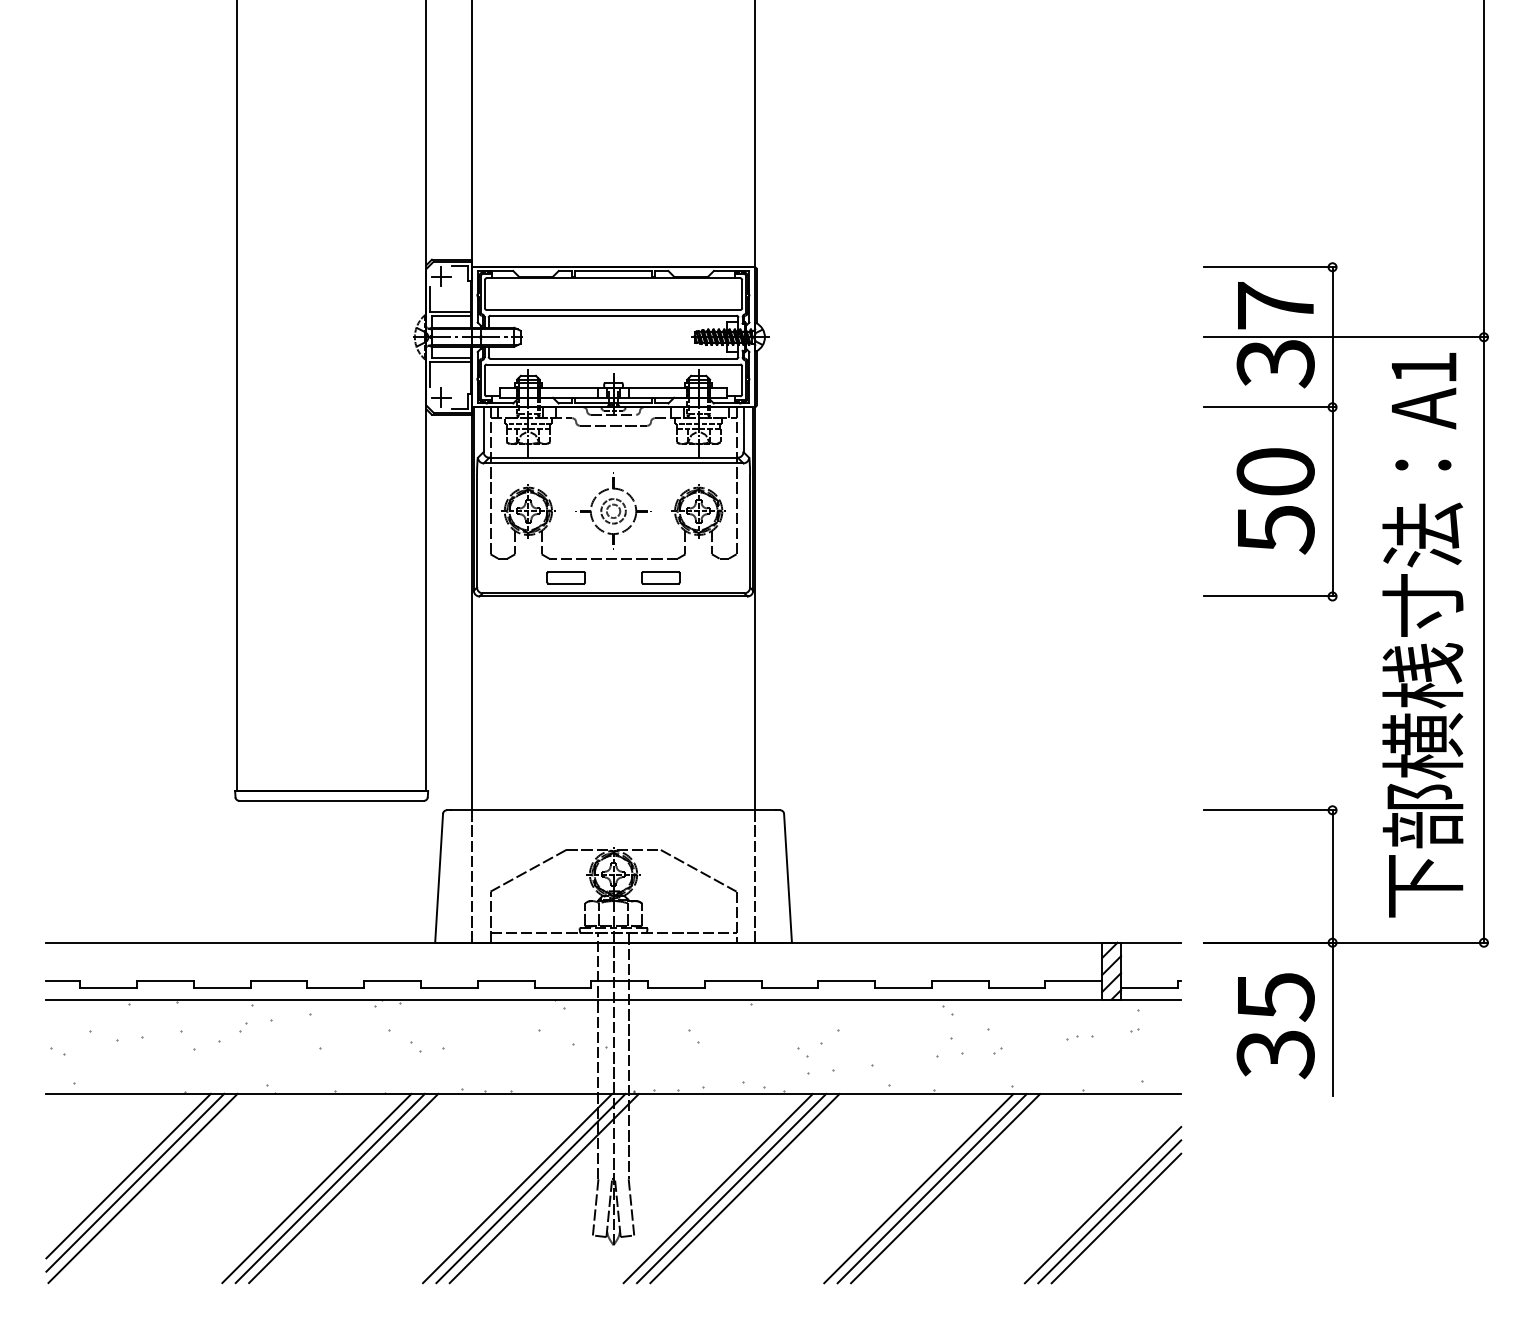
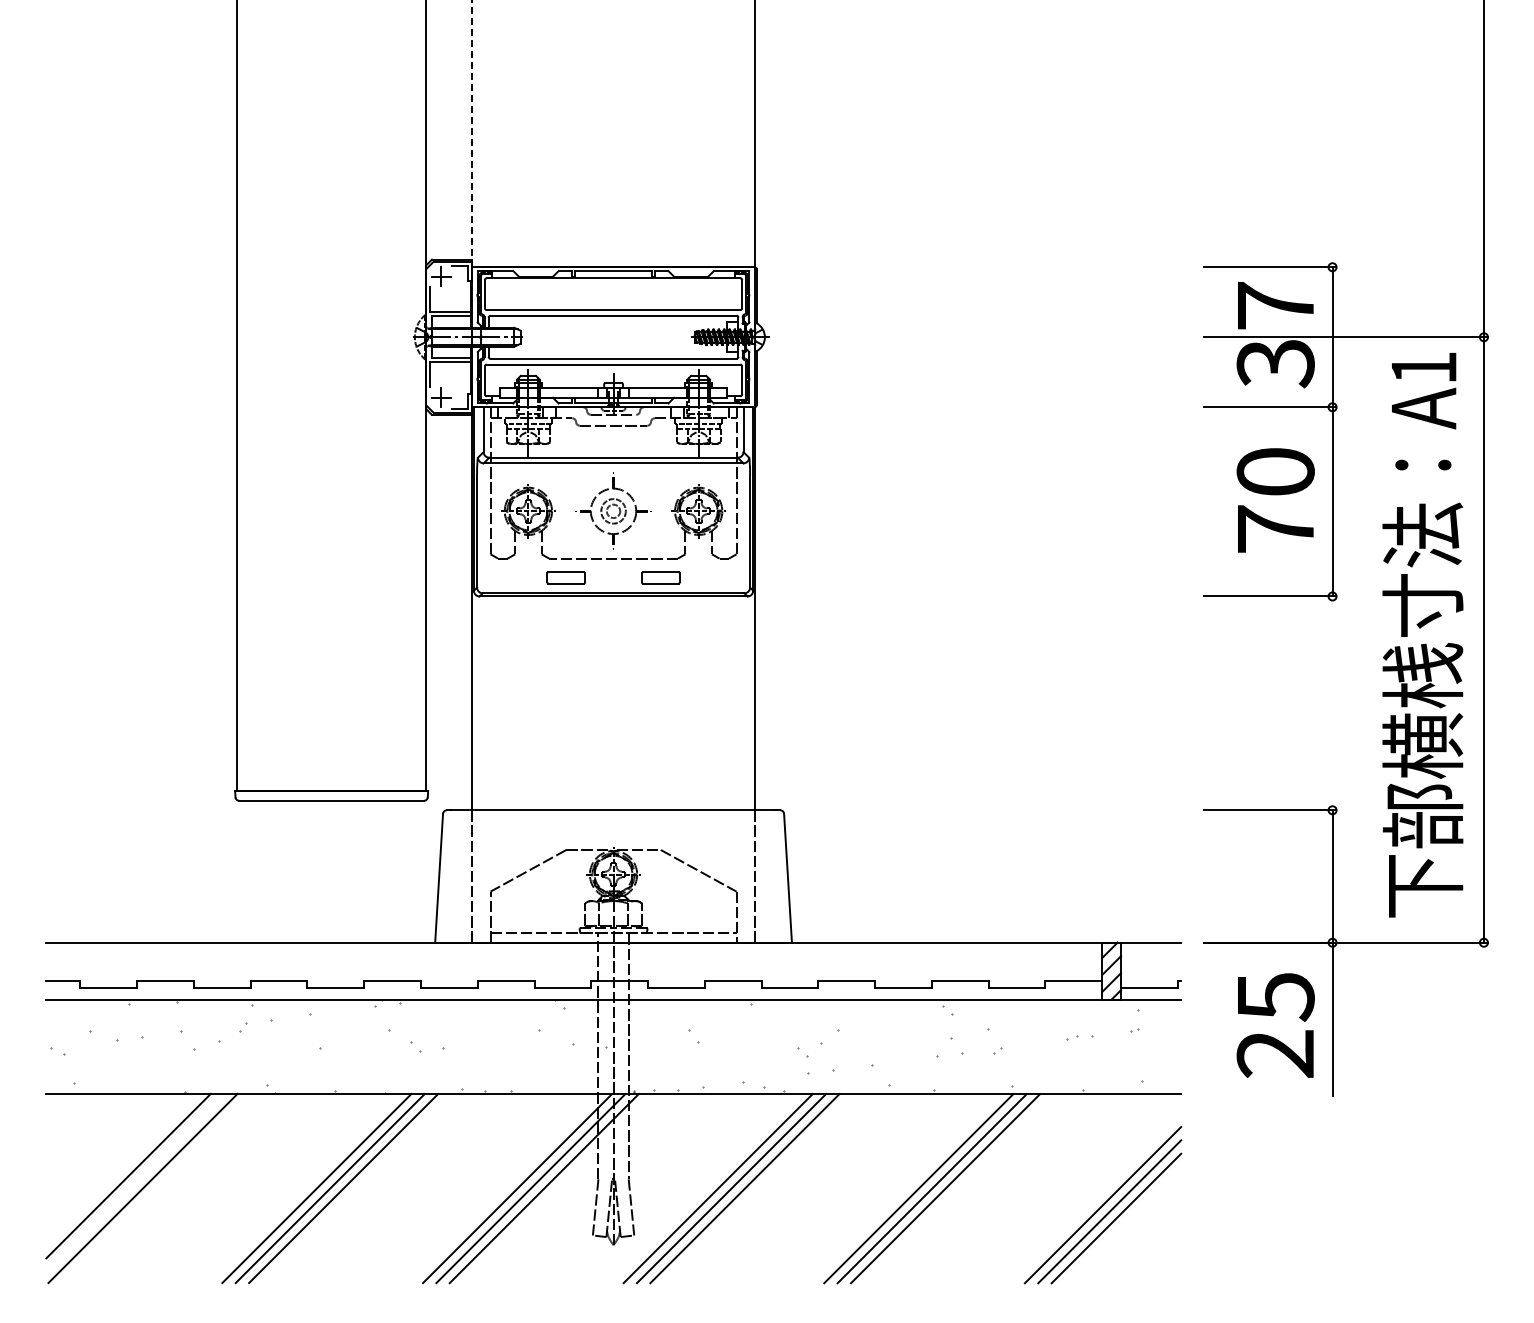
line: solid -> dashed (471, 133)
text: 50 -> 70 (1276, 529)
text: 35 -> 25 (1275, 1054)
line: present -> none (135, 1182)
